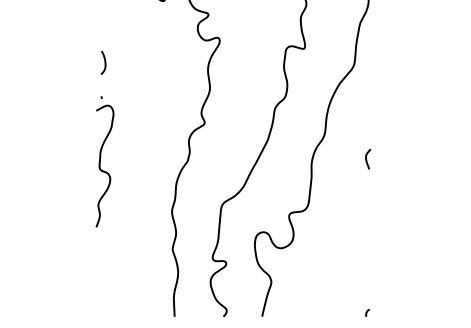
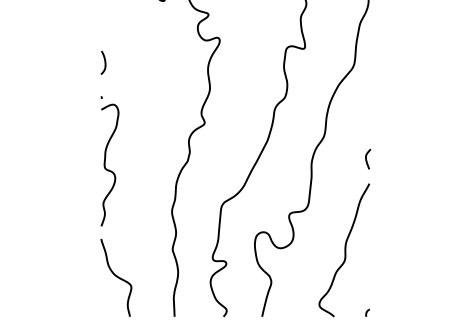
curve position: (100, 165) -> (105, 164) (105, 164)
curve: none -> present (344, 250)
curve: none -> present (116, 277)
